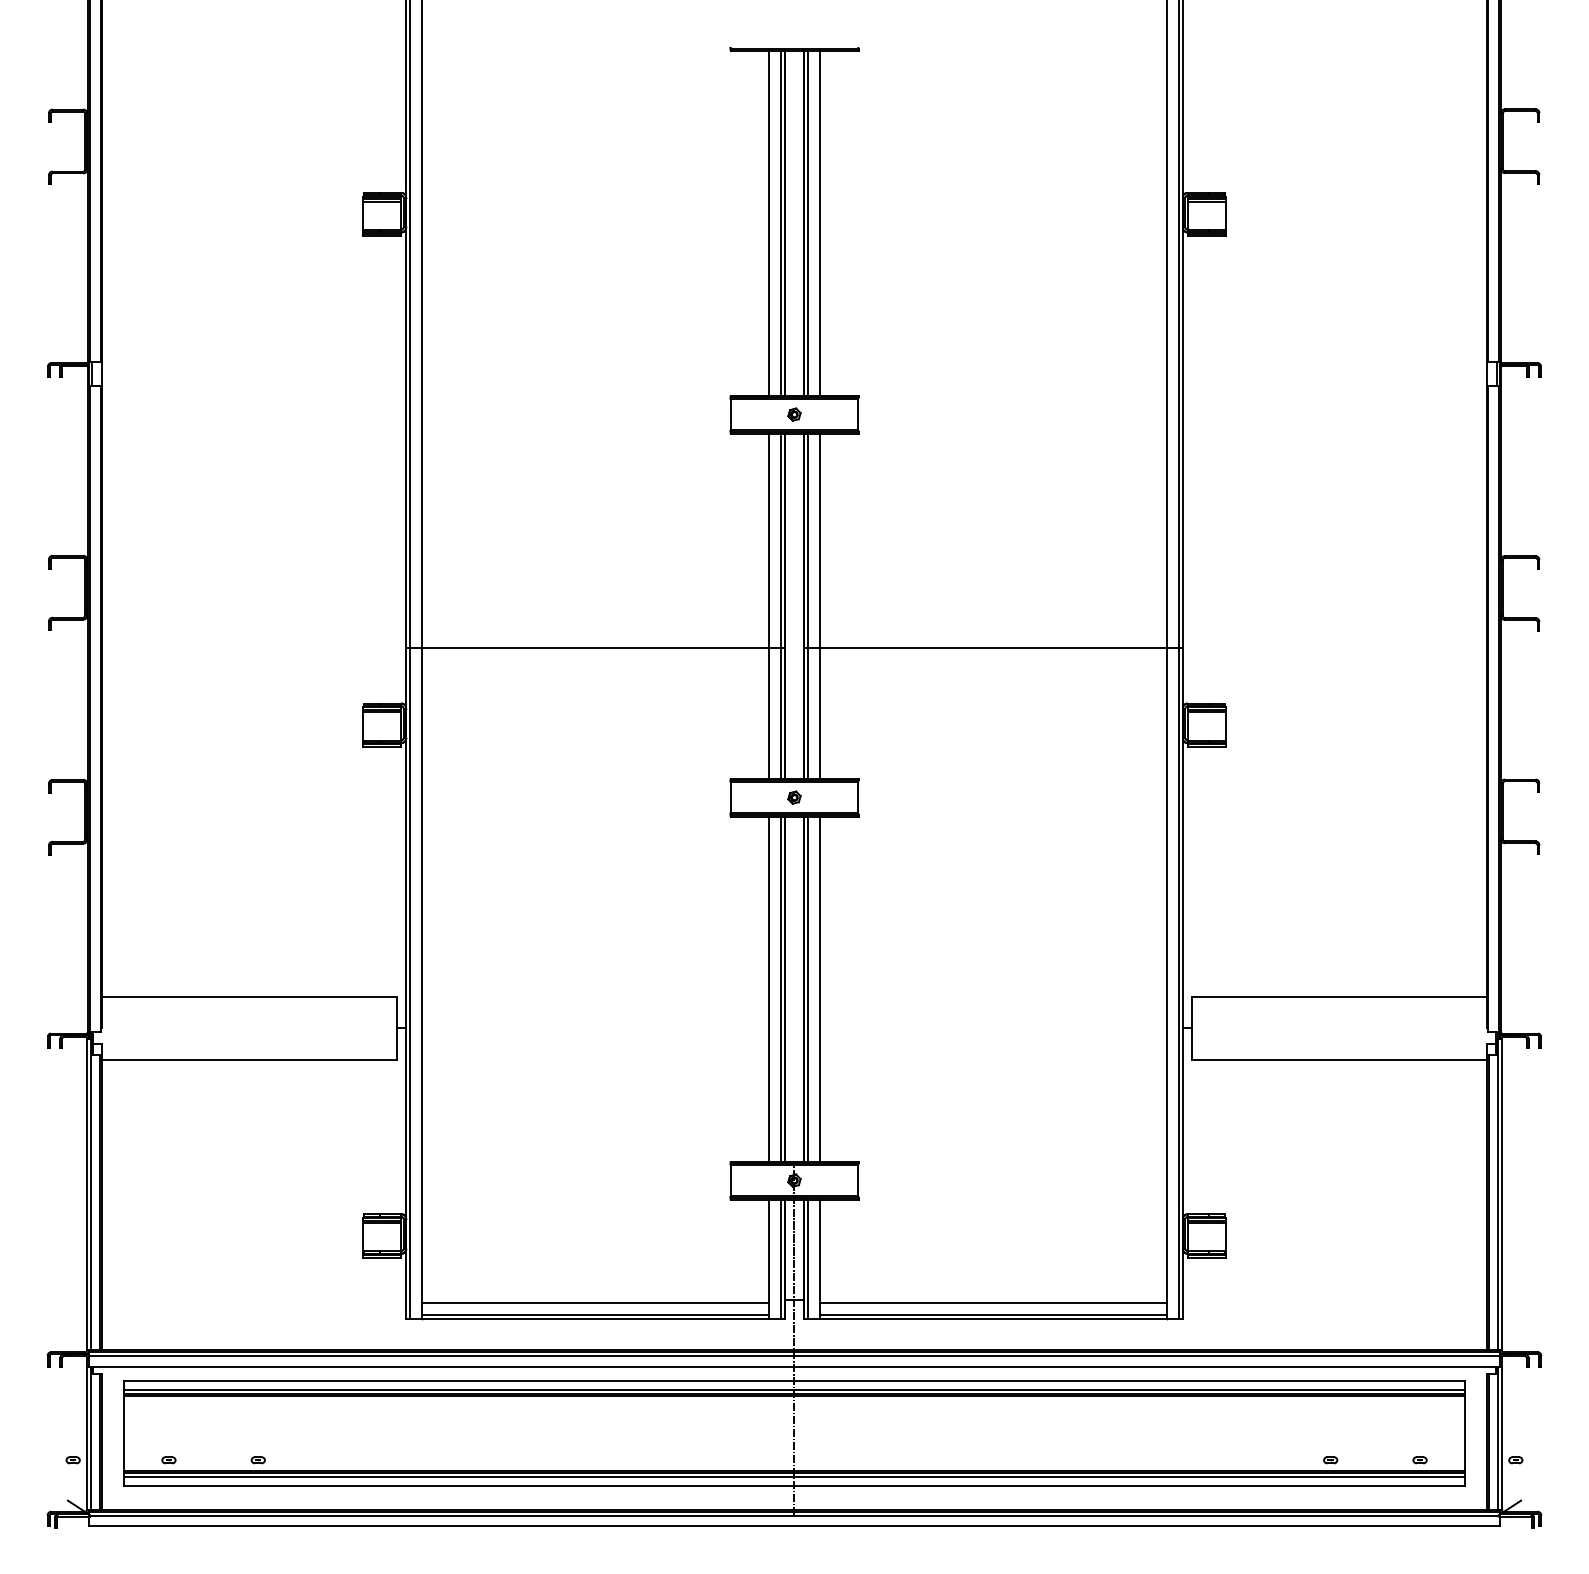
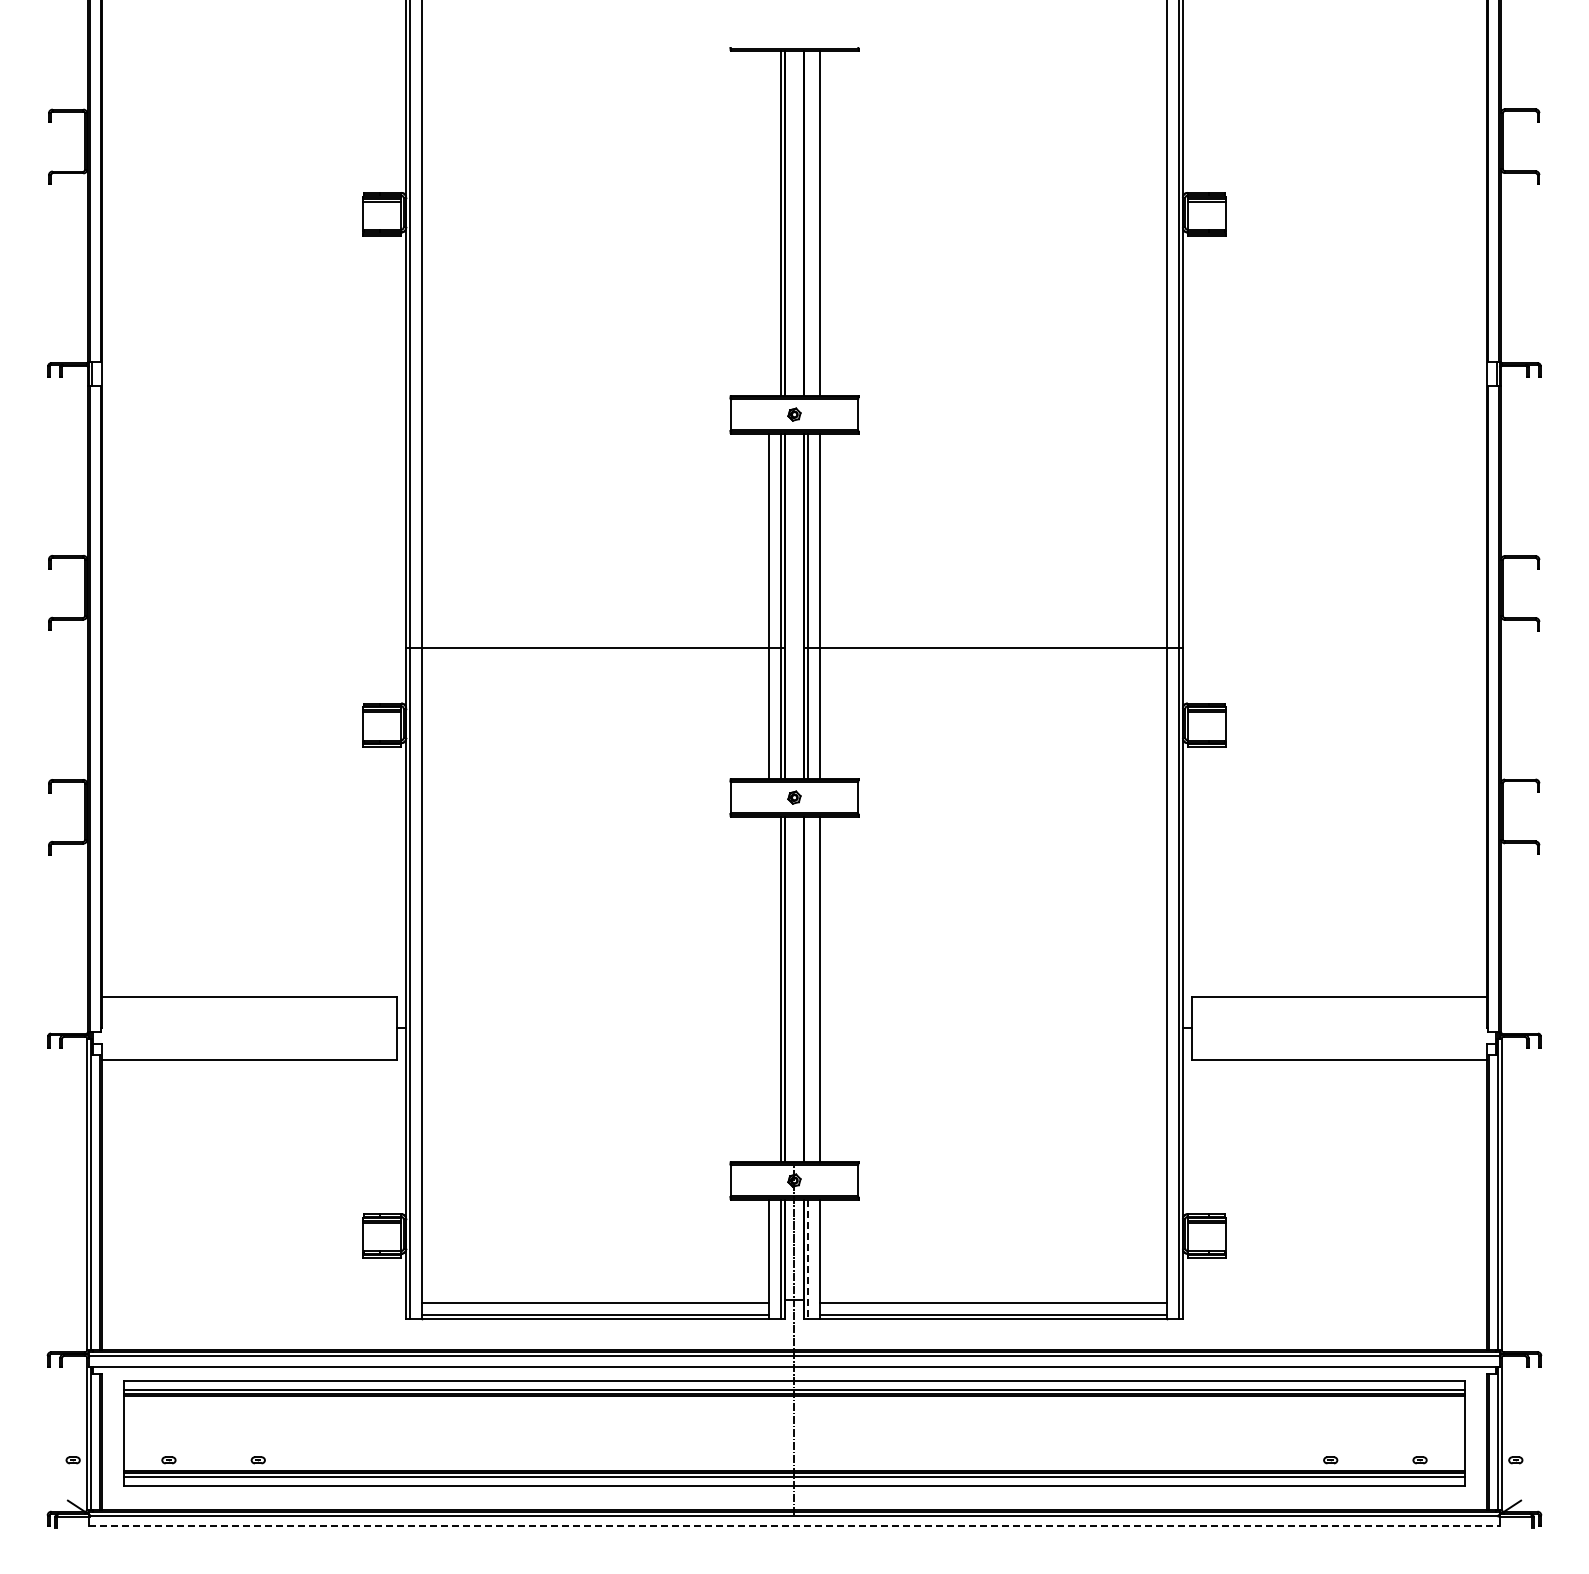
line: present -> none (768, 222)
line: present -> none (808, 222)
line: present -> none (768, 988)
line: present -> none (808, 988)
line: solid -> dashed (808, 1259)
line: solid -> dashed (794, 1526)
